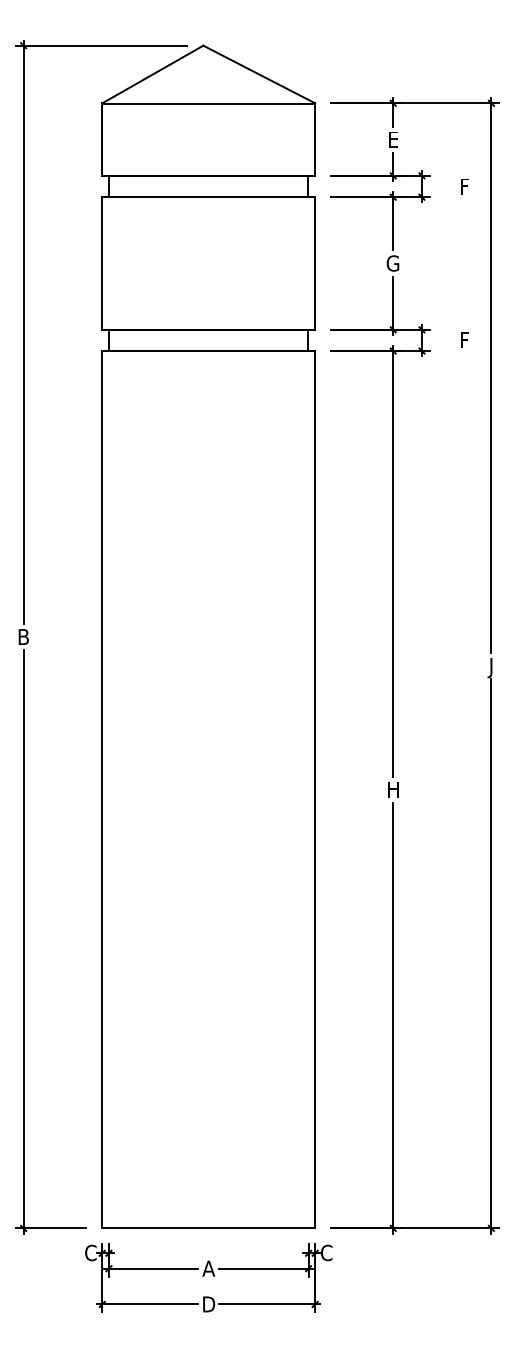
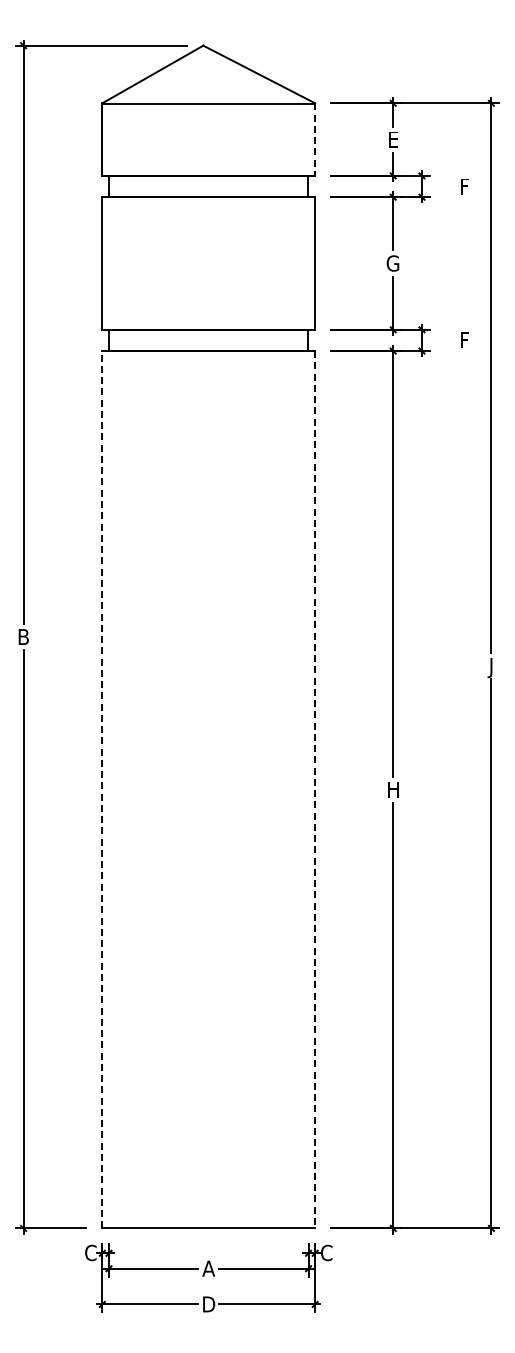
line: solid -> dashed (315, 140)
line: solid -> dashed (102, 789)
line: solid -> dashed (315, 789)
